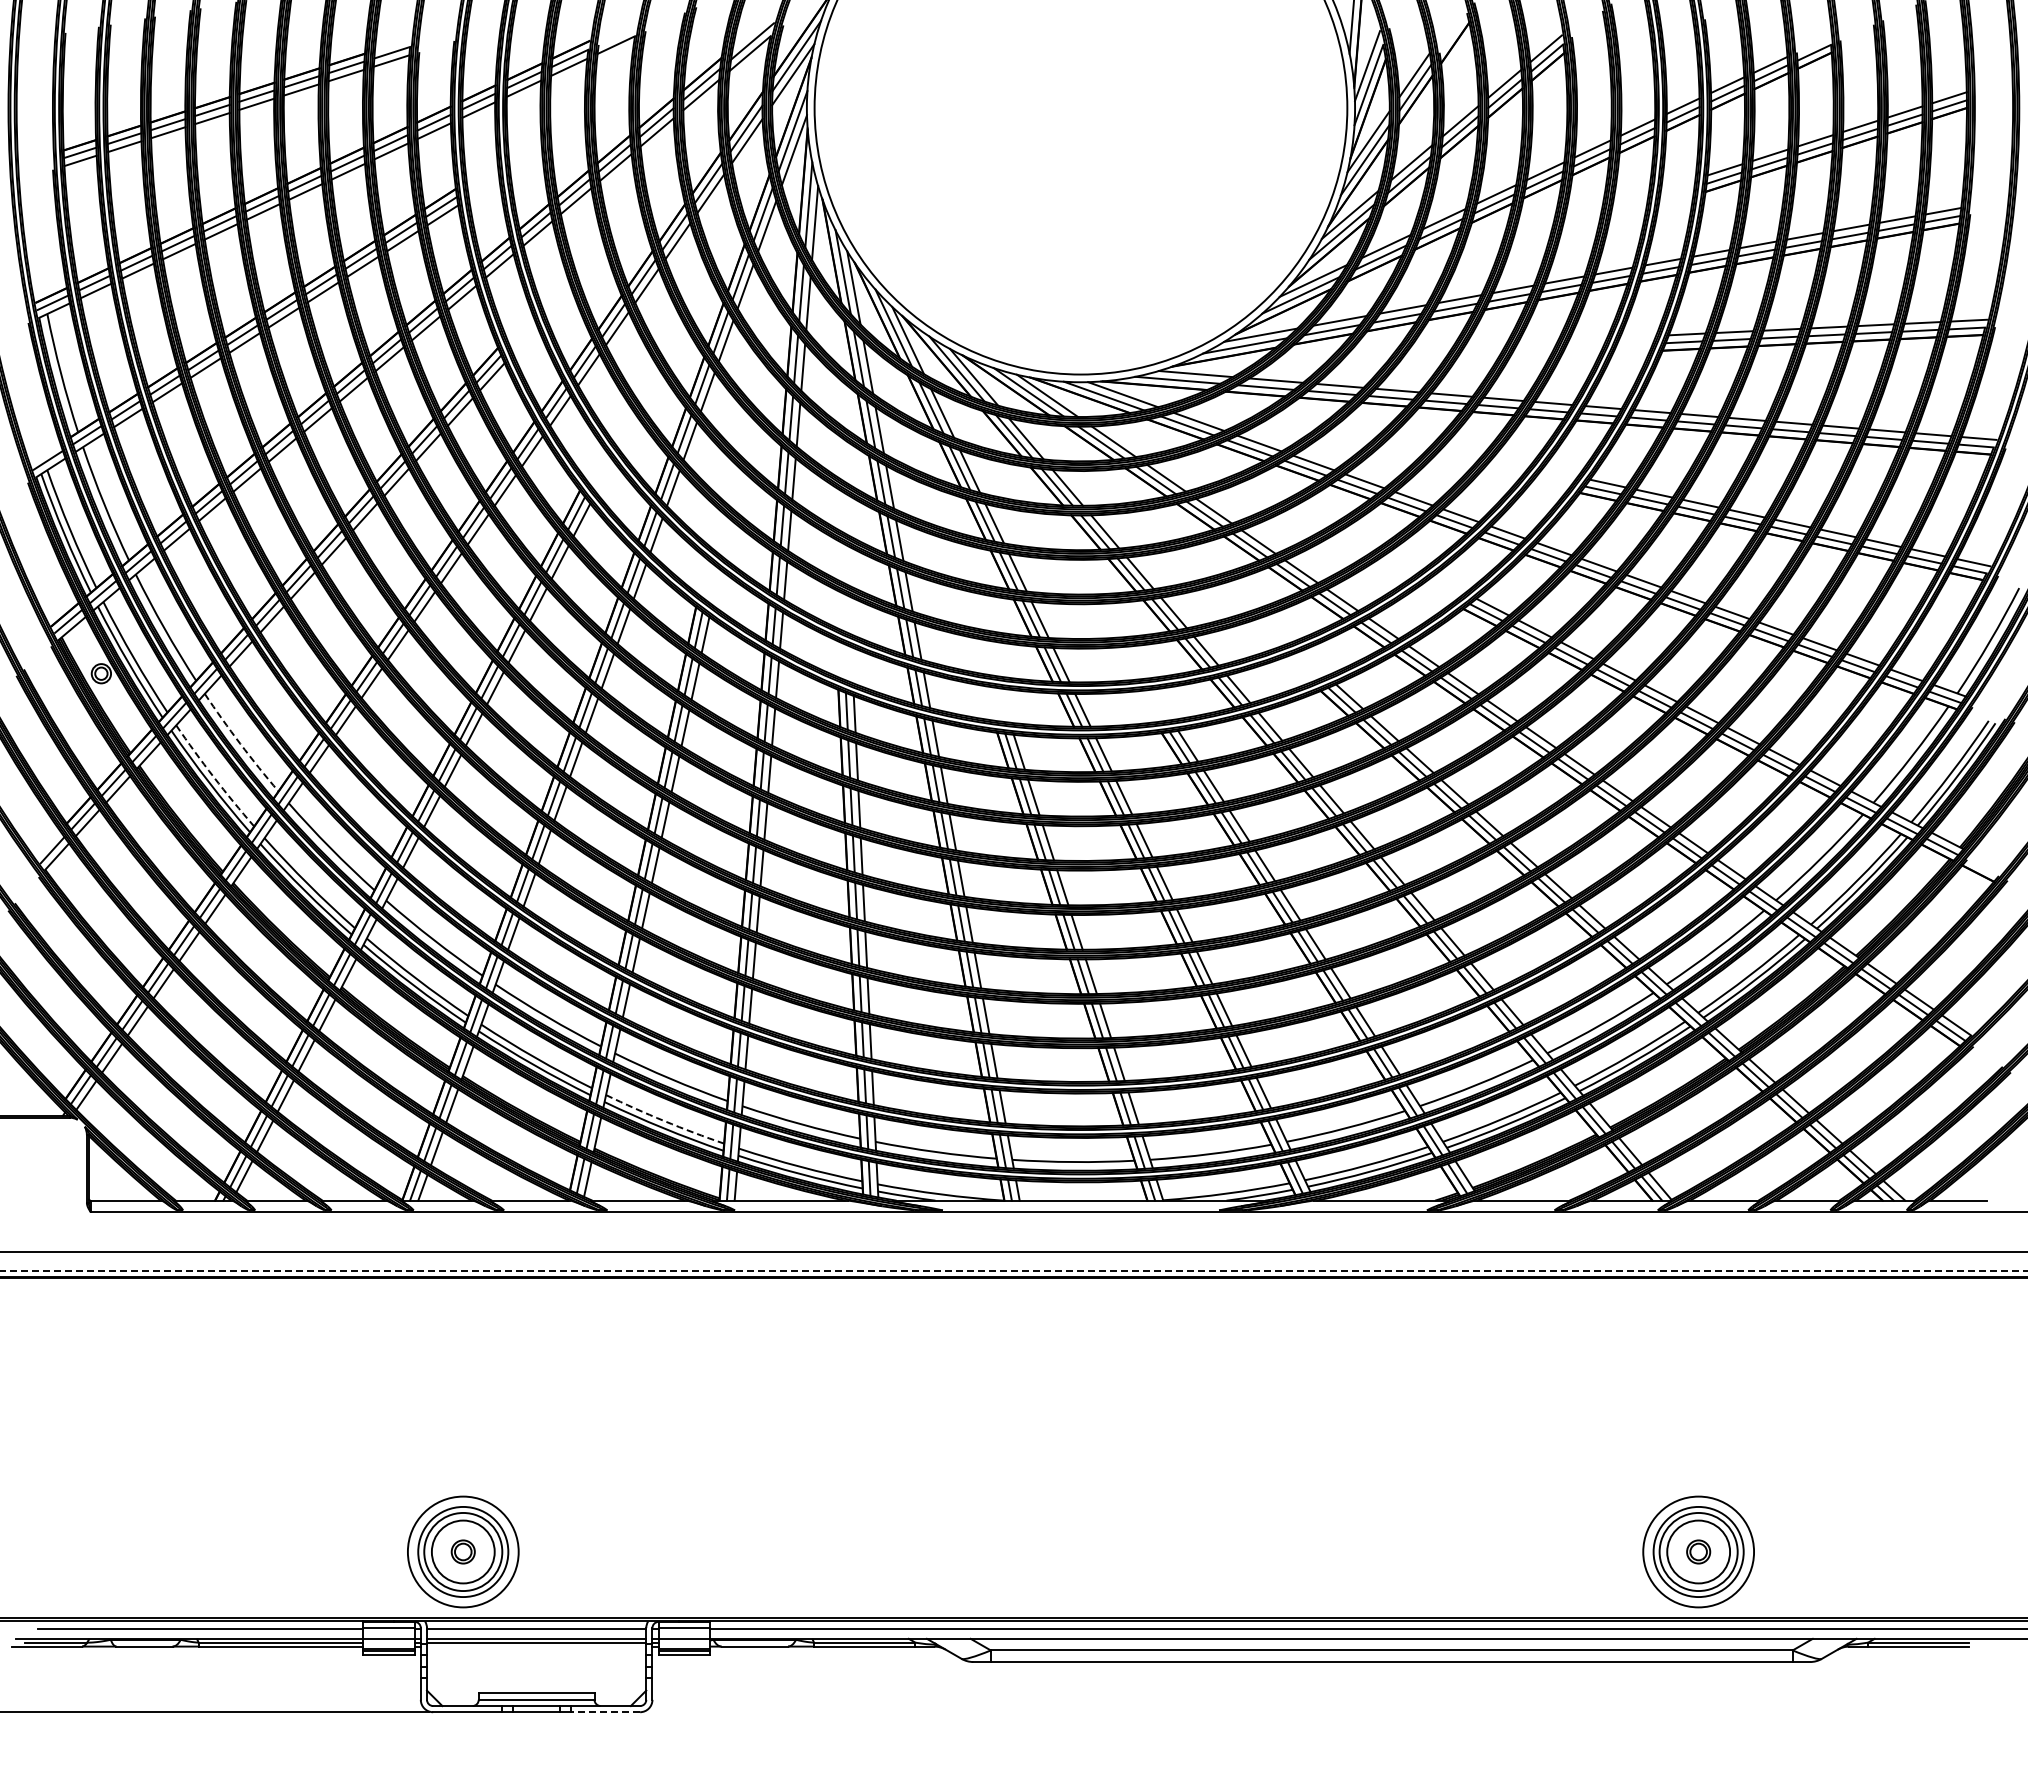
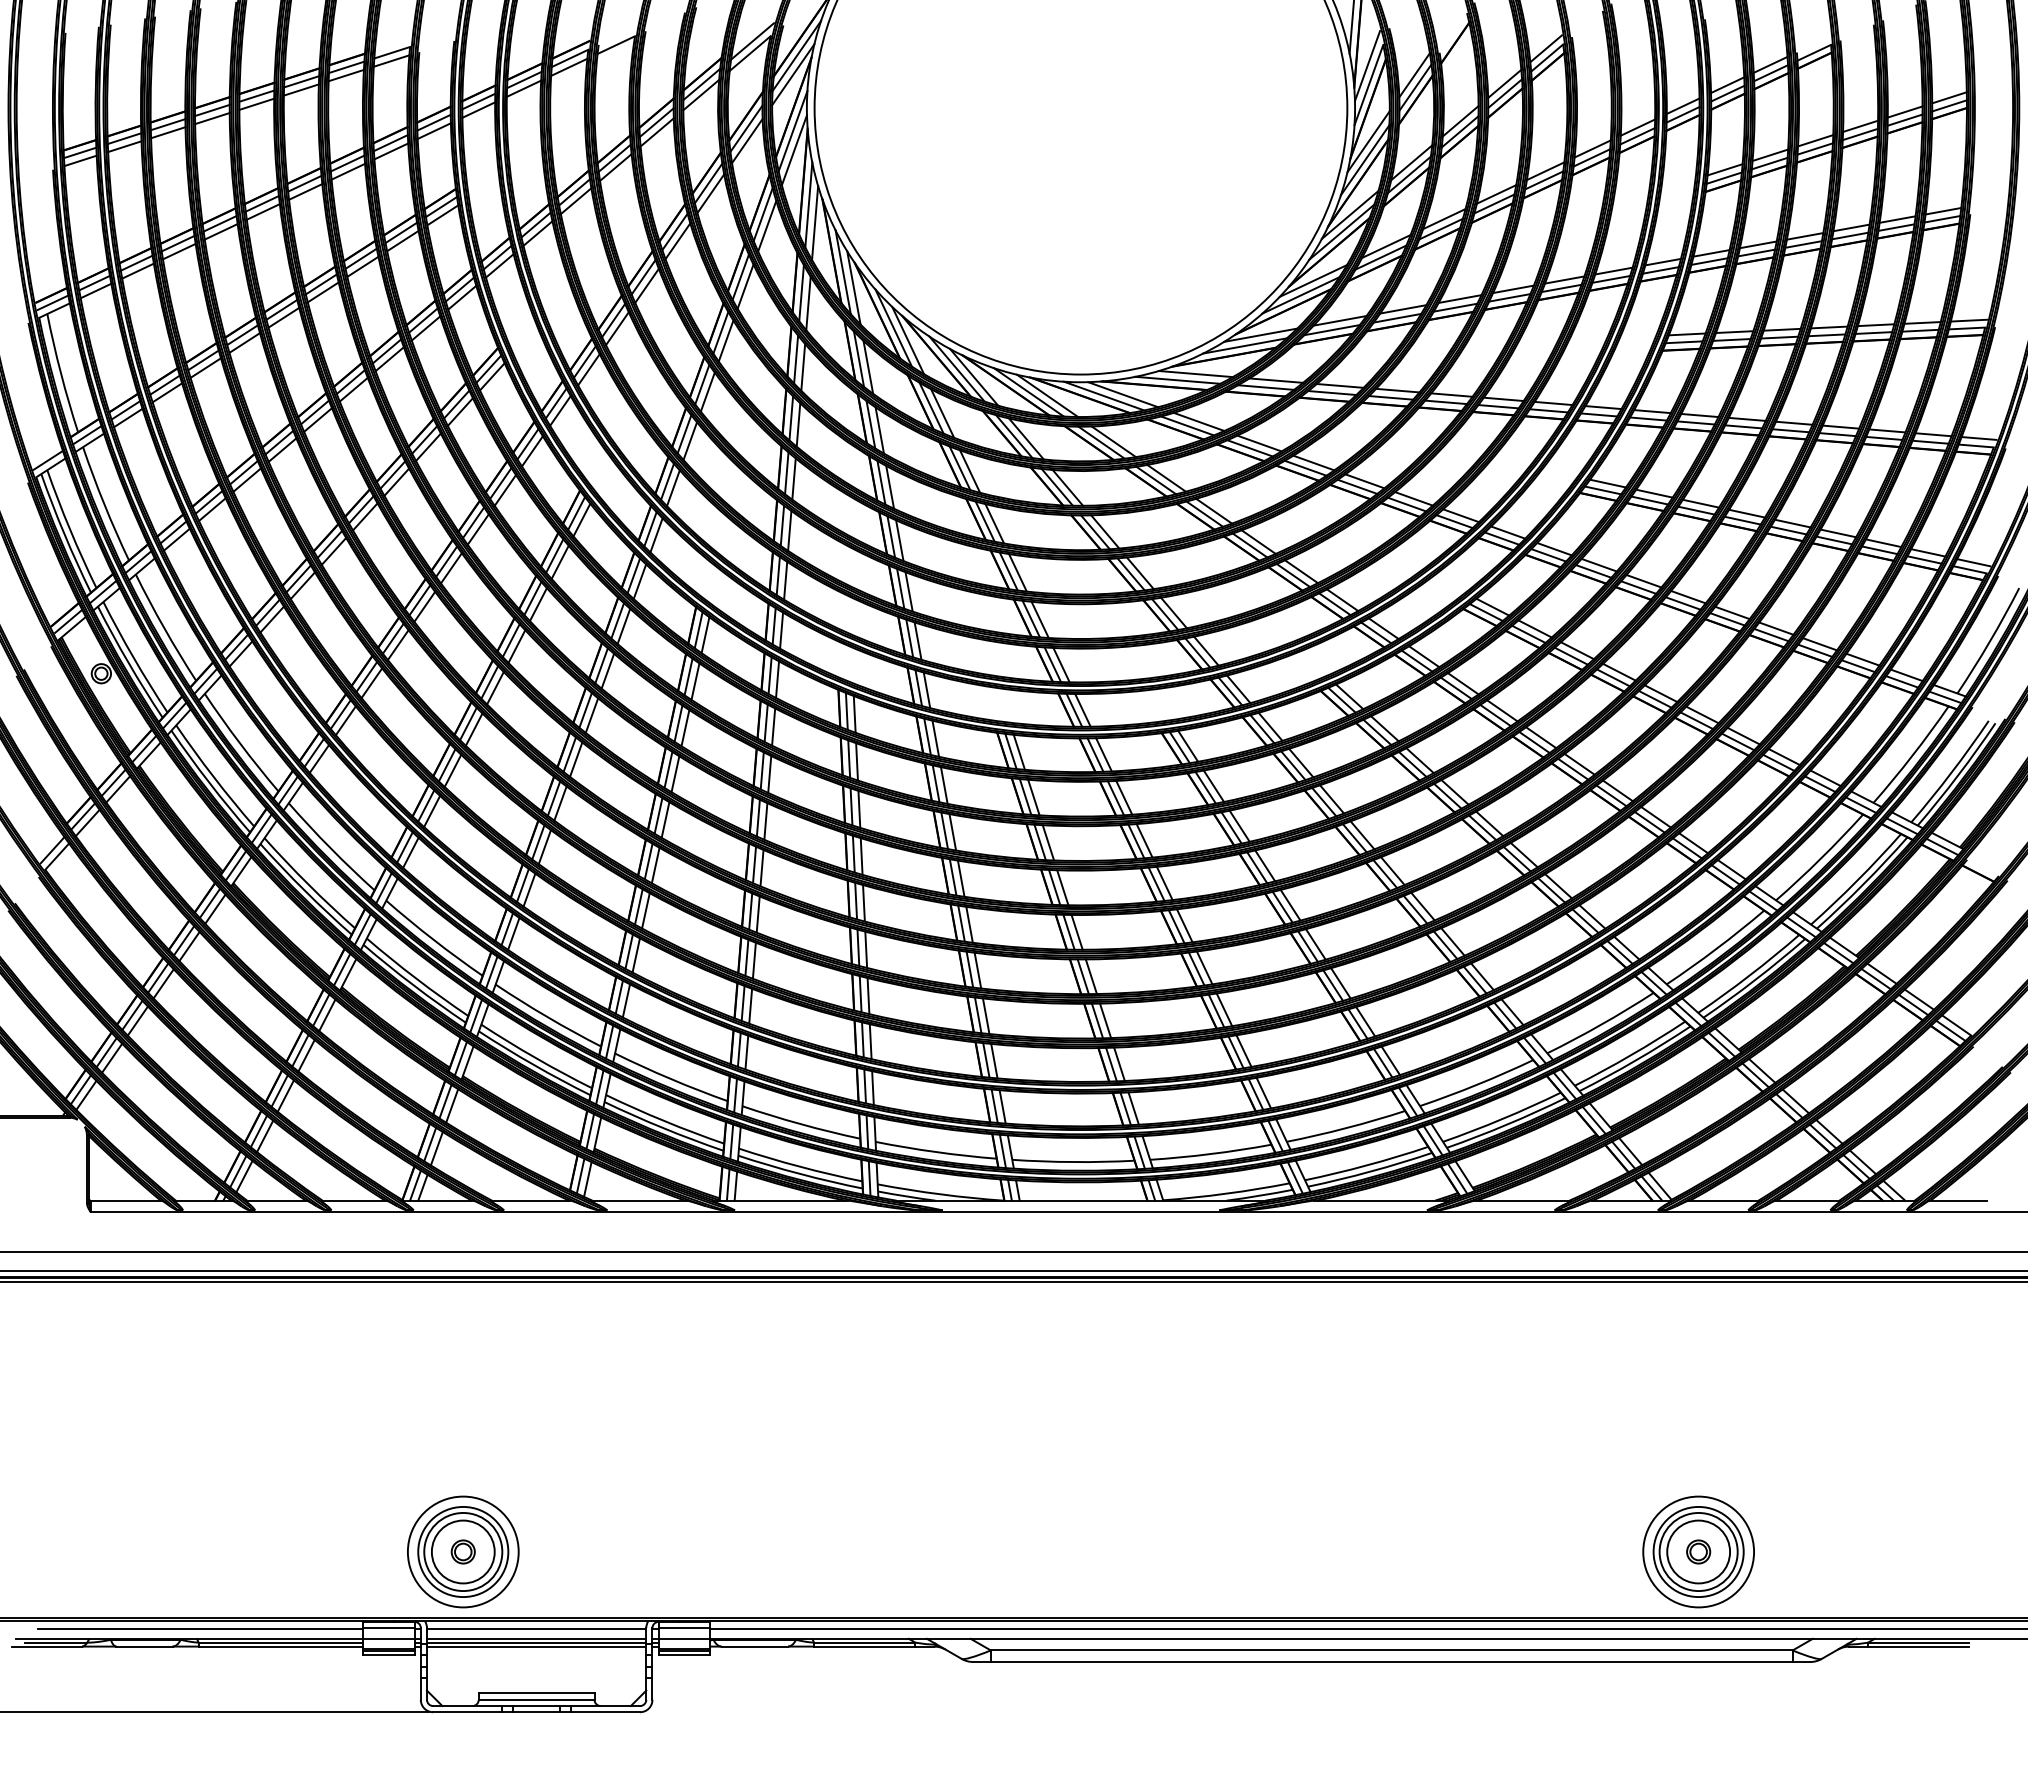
arc: dashed -> solid (240, 743)
arc: dashed -> solid (213, 777)
arc: dashed -> solid (664, 1121)
line: dashed -> solid (1014, 1271)
line: none -> present (1013, 1281)
line: none -> present (536, 1646)
line: dashed -> solid (605, 1712)
